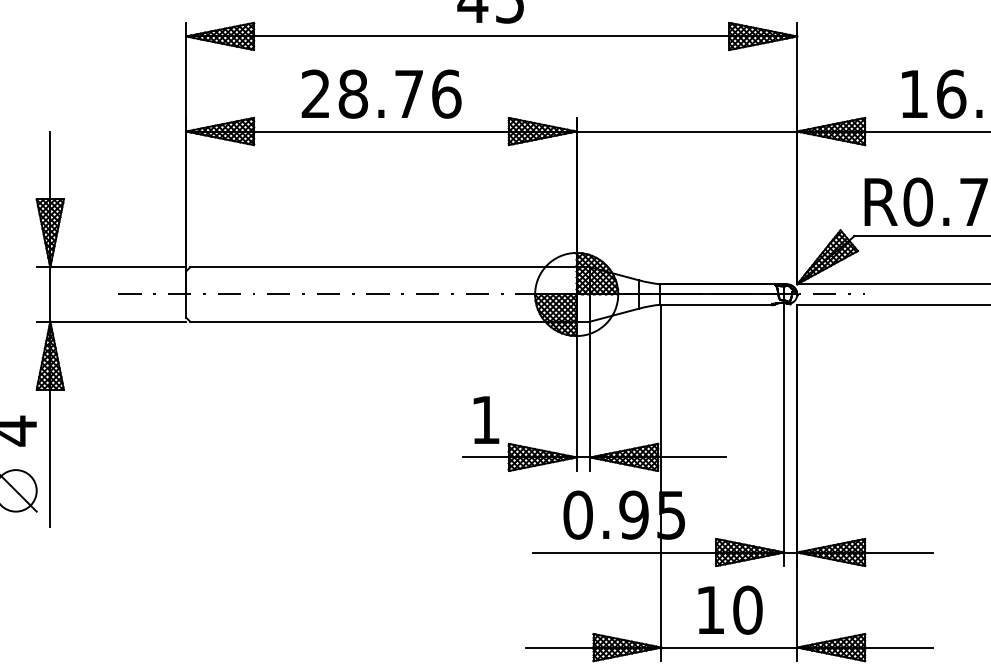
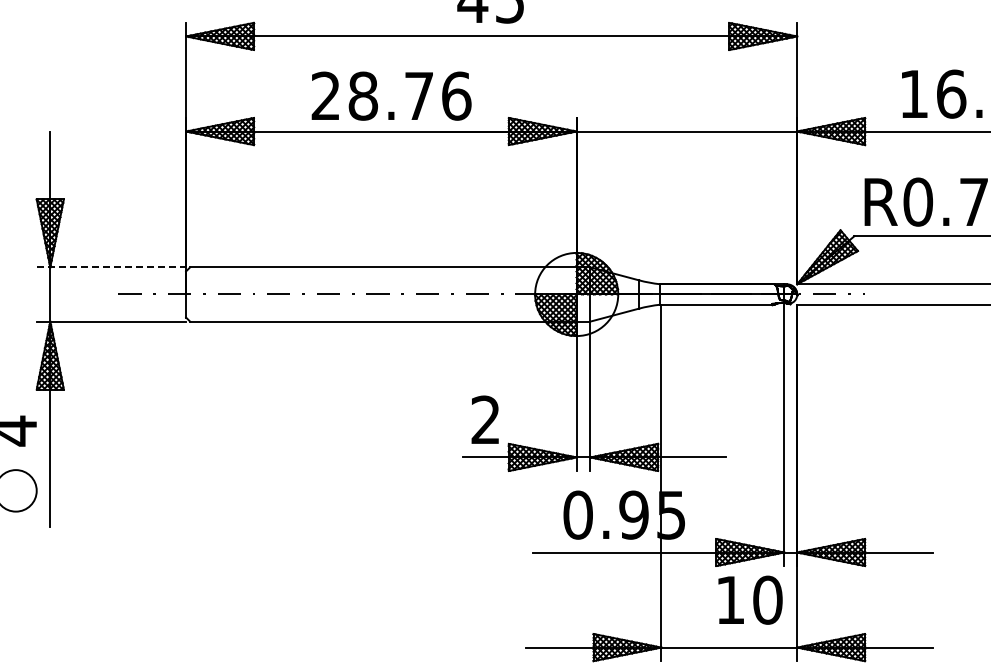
text position: (381, 93) -> (391, 95) (391, 95)
line: solid -> dashed (111, 267)
text: 1 -> 2 (485, 419)
line: present -> none (19, 494)
text position: (730, 609) -> (750, 599) (750, 599)
